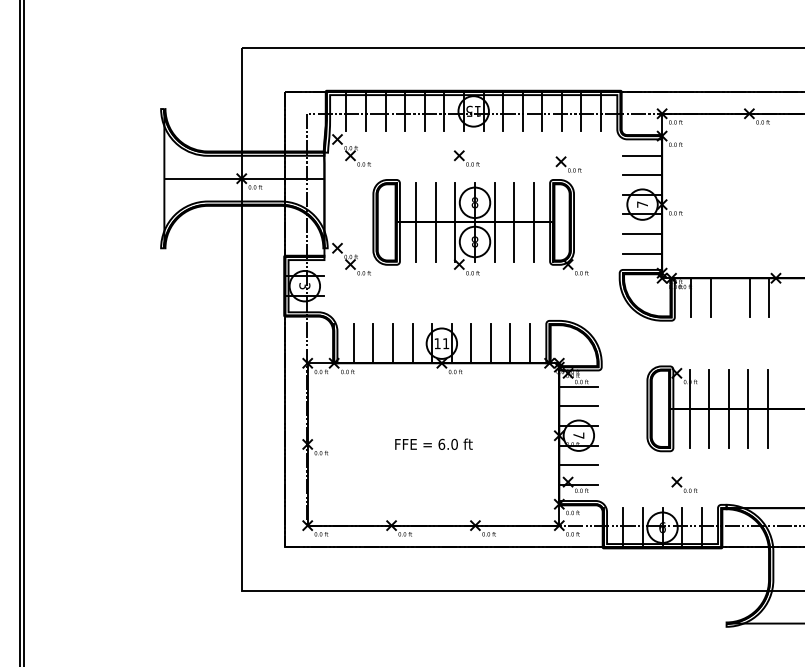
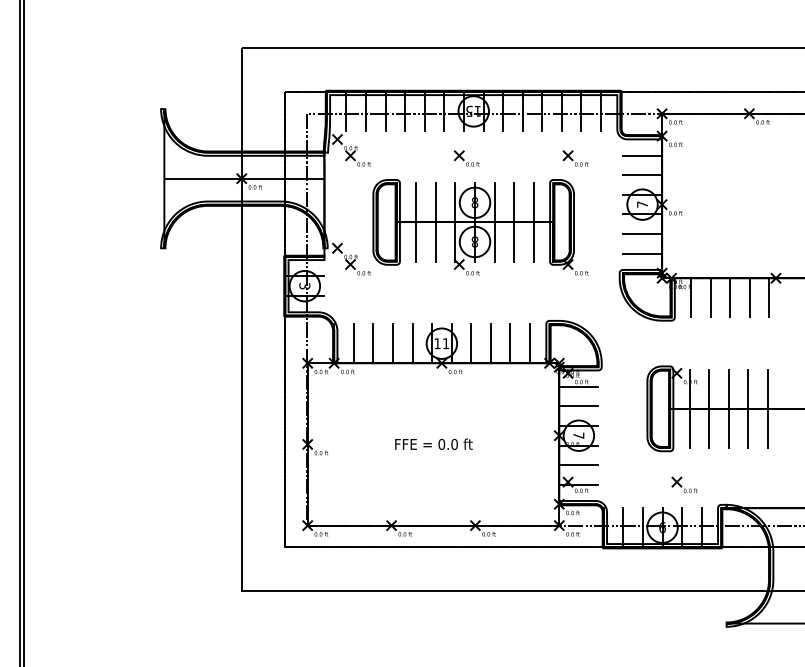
part position: (568, 164) -> (575, 158) (575, 158)
line: none -> present (730, 297)
text: 6.0 -> 0.0 (441, 443)
